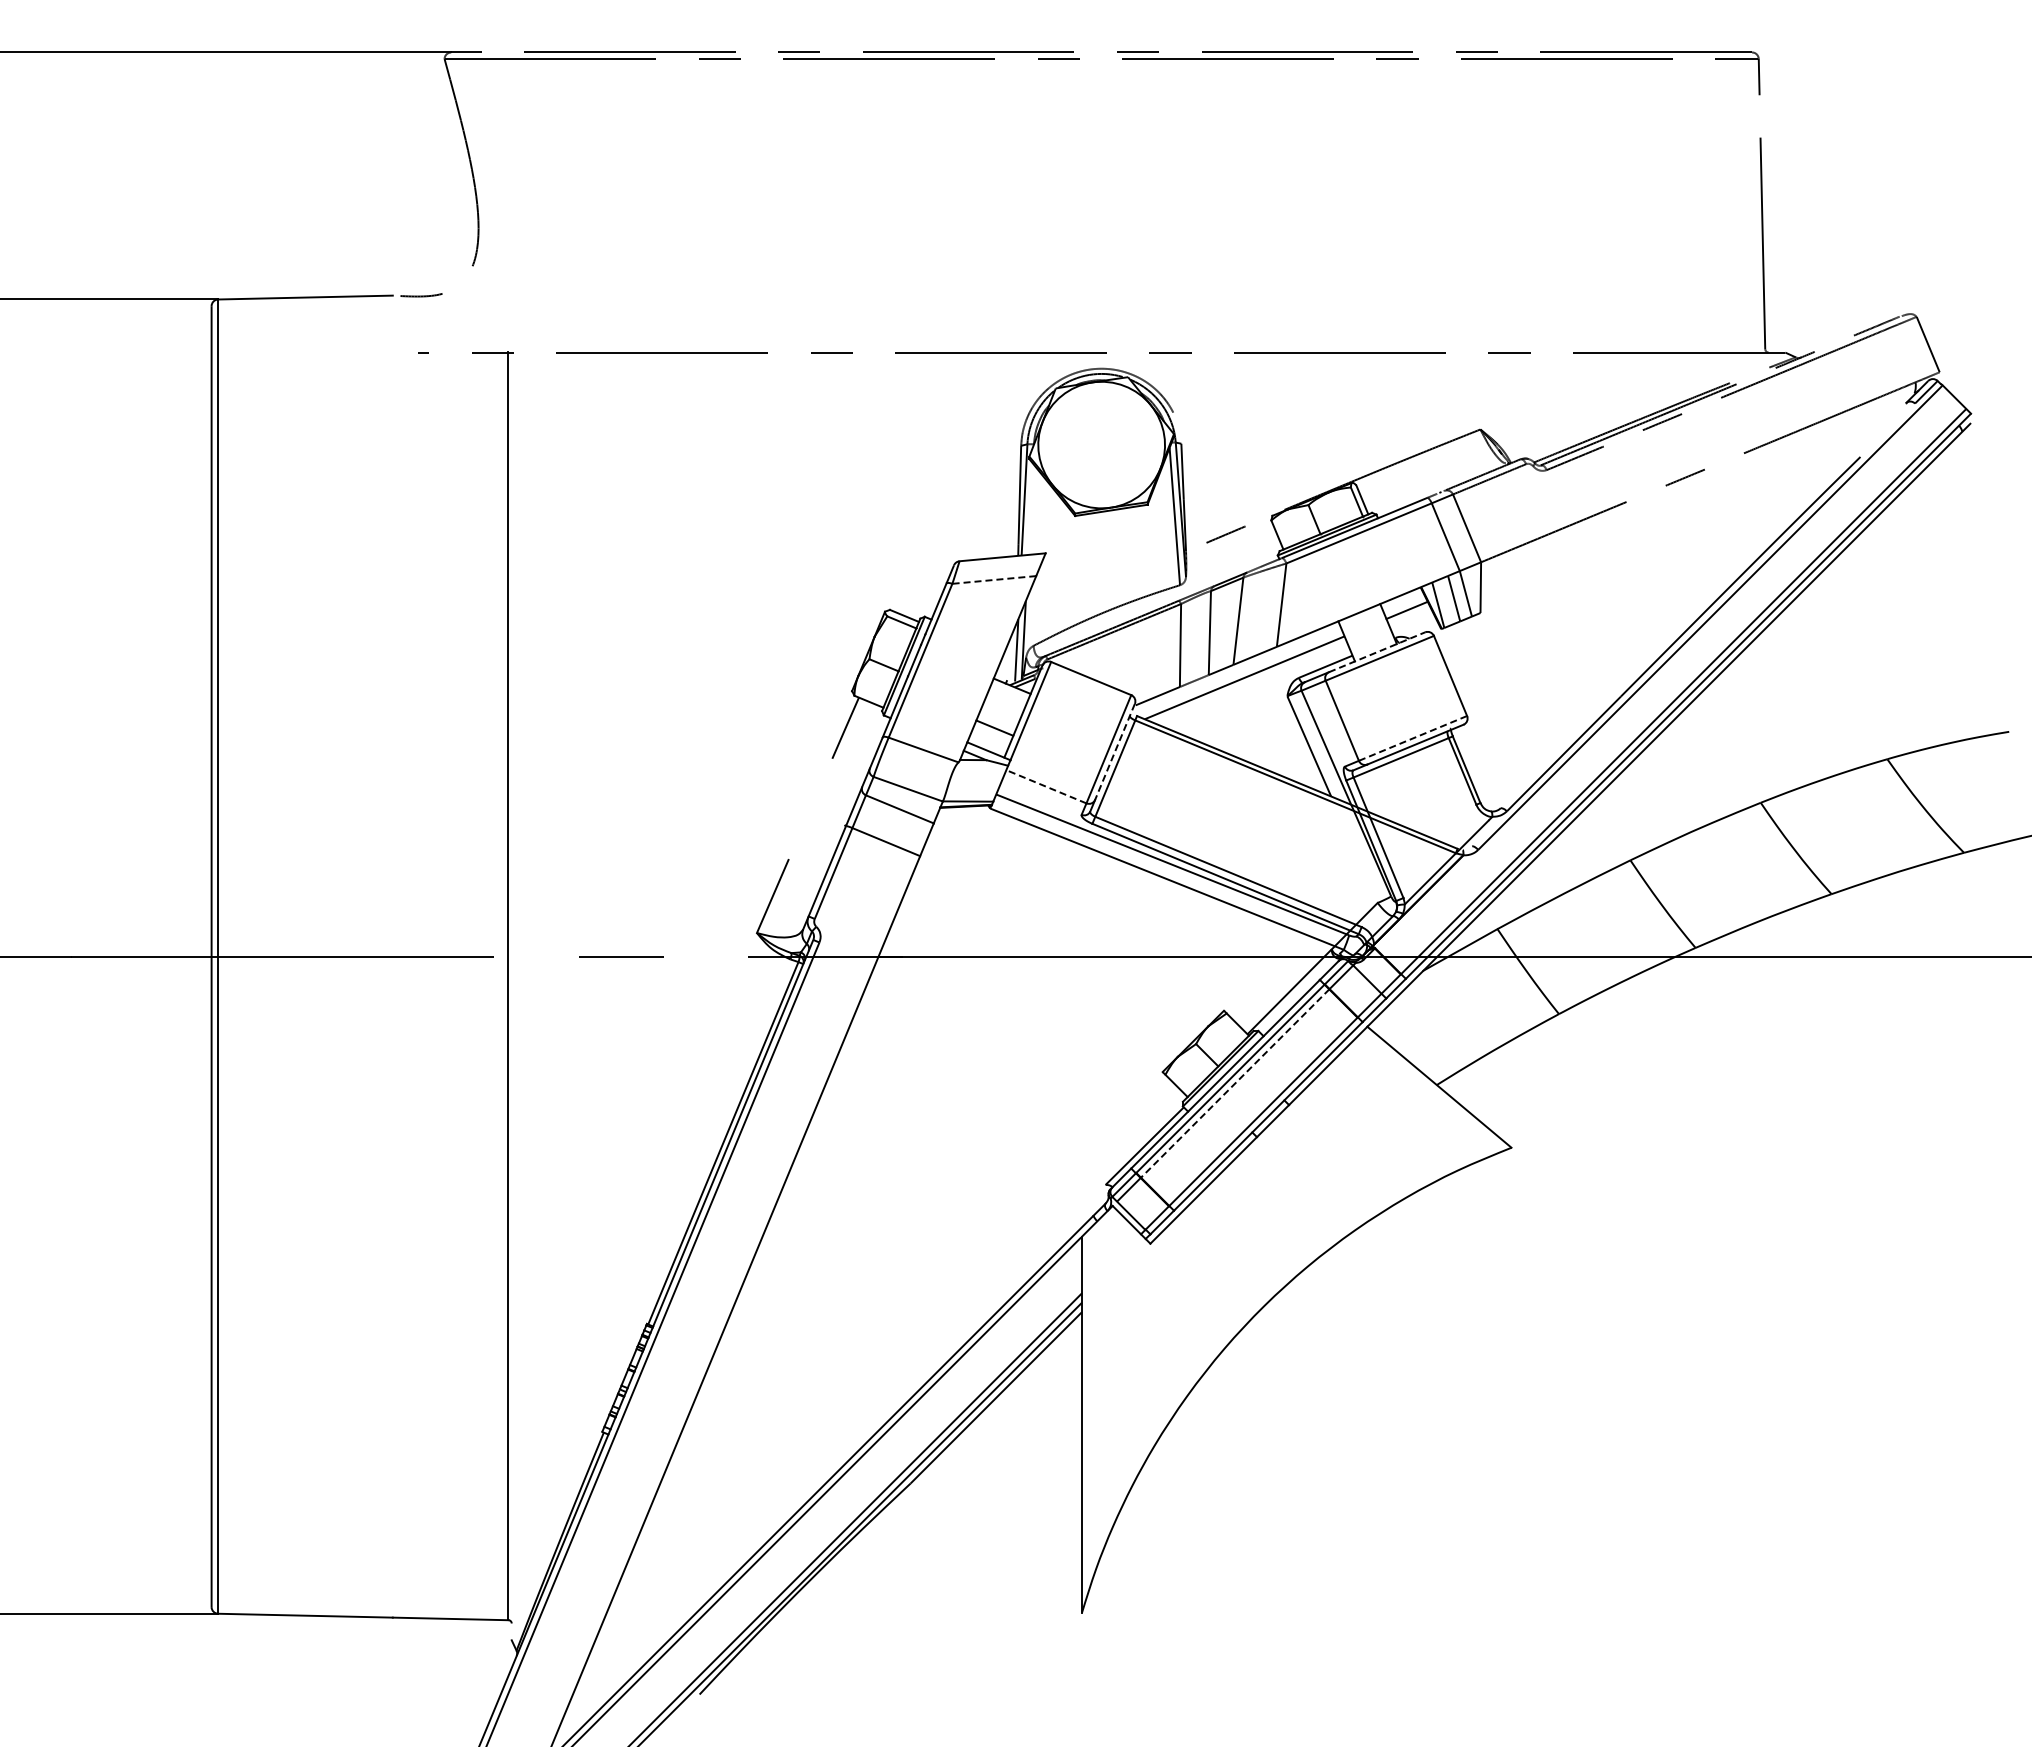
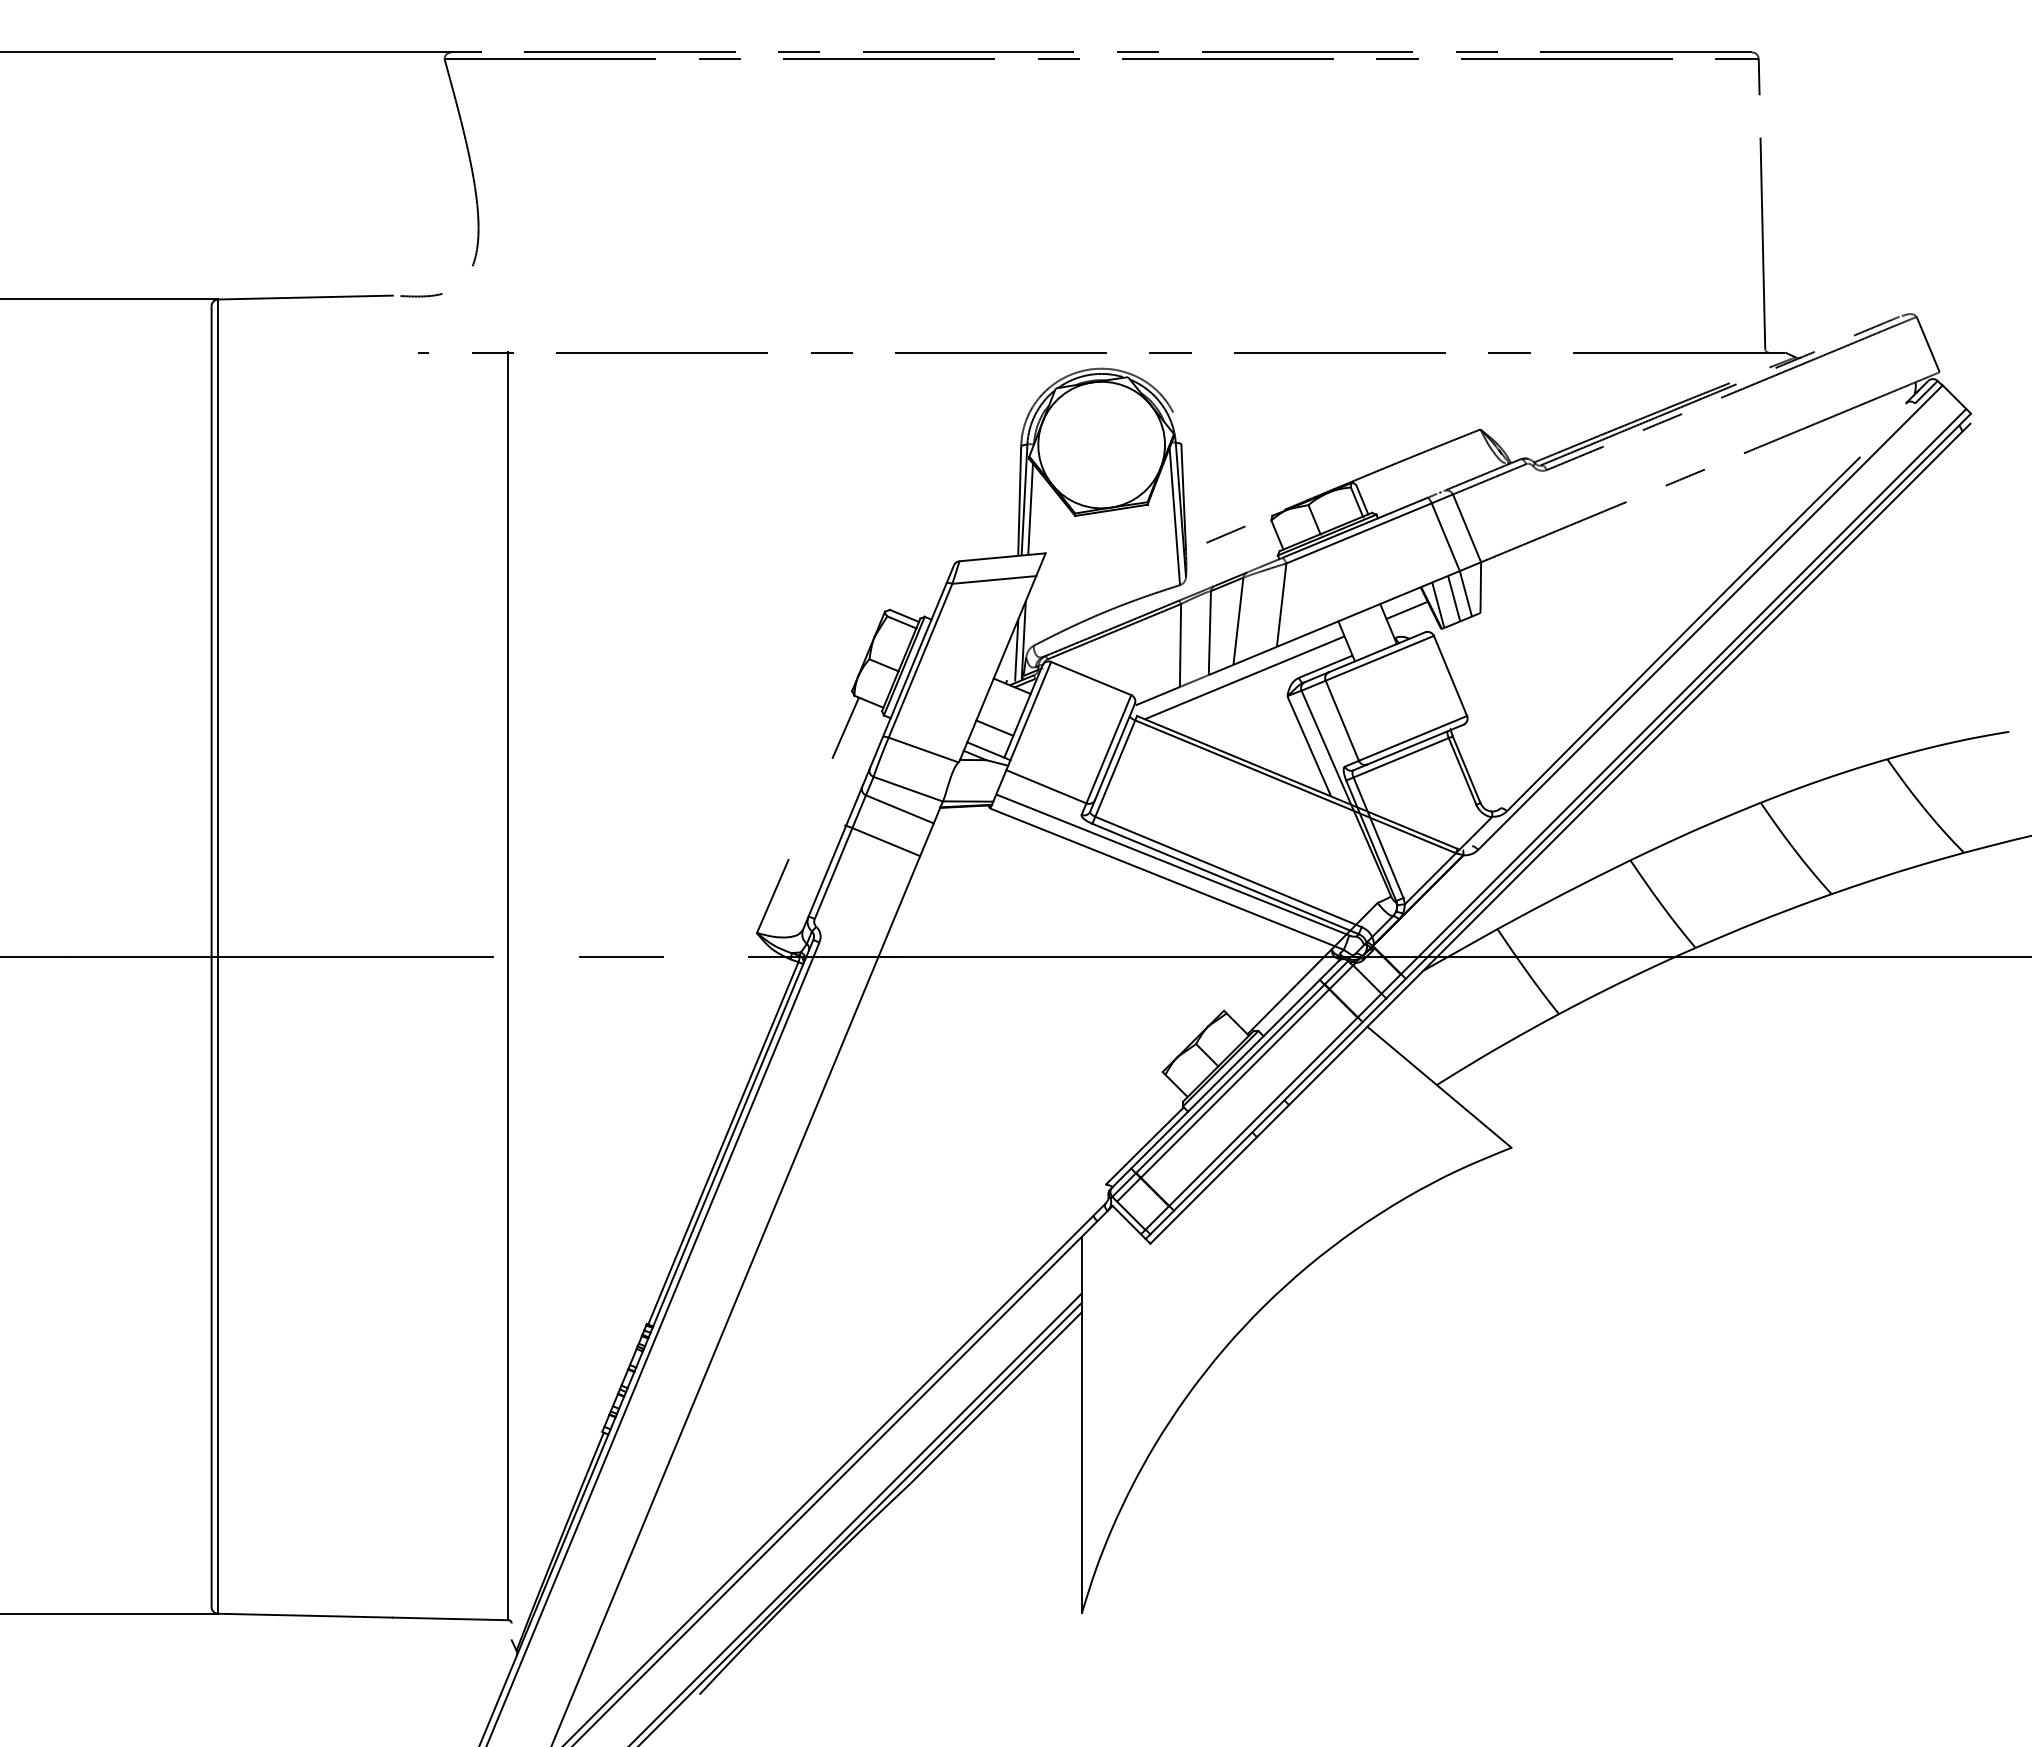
line: none -> present (1030, 508)
line: dashed -> solid (993, 580)
line: dashed -> solid (1377, 652)
line: dashed -> solid (1413, 738)
line: dashed -> solid (1114, 752)
line: dashed -> solid (1045, 786)
line: dashed -> solid (1234, 1083)
